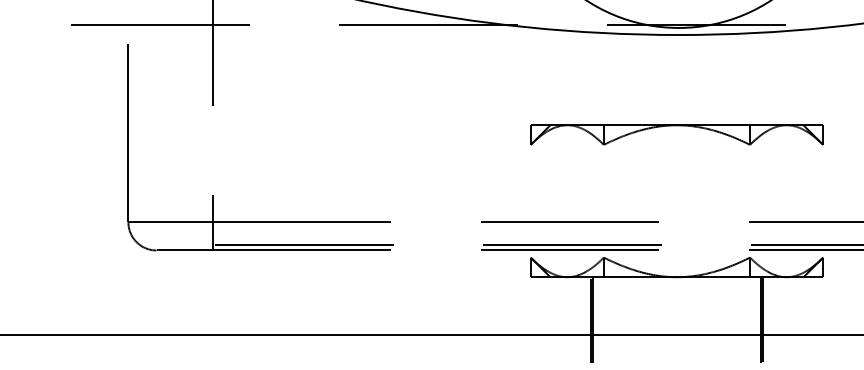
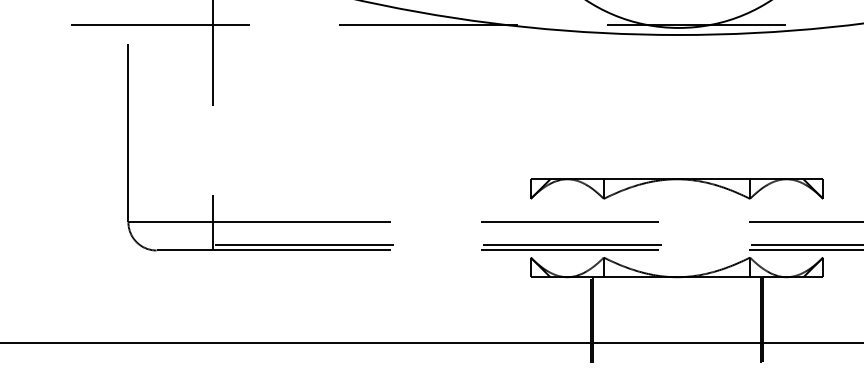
part position: (676, 126) -> (676, 180) (676, 180)
line position: (431, 334) -> (431, 342) (431, 342)
